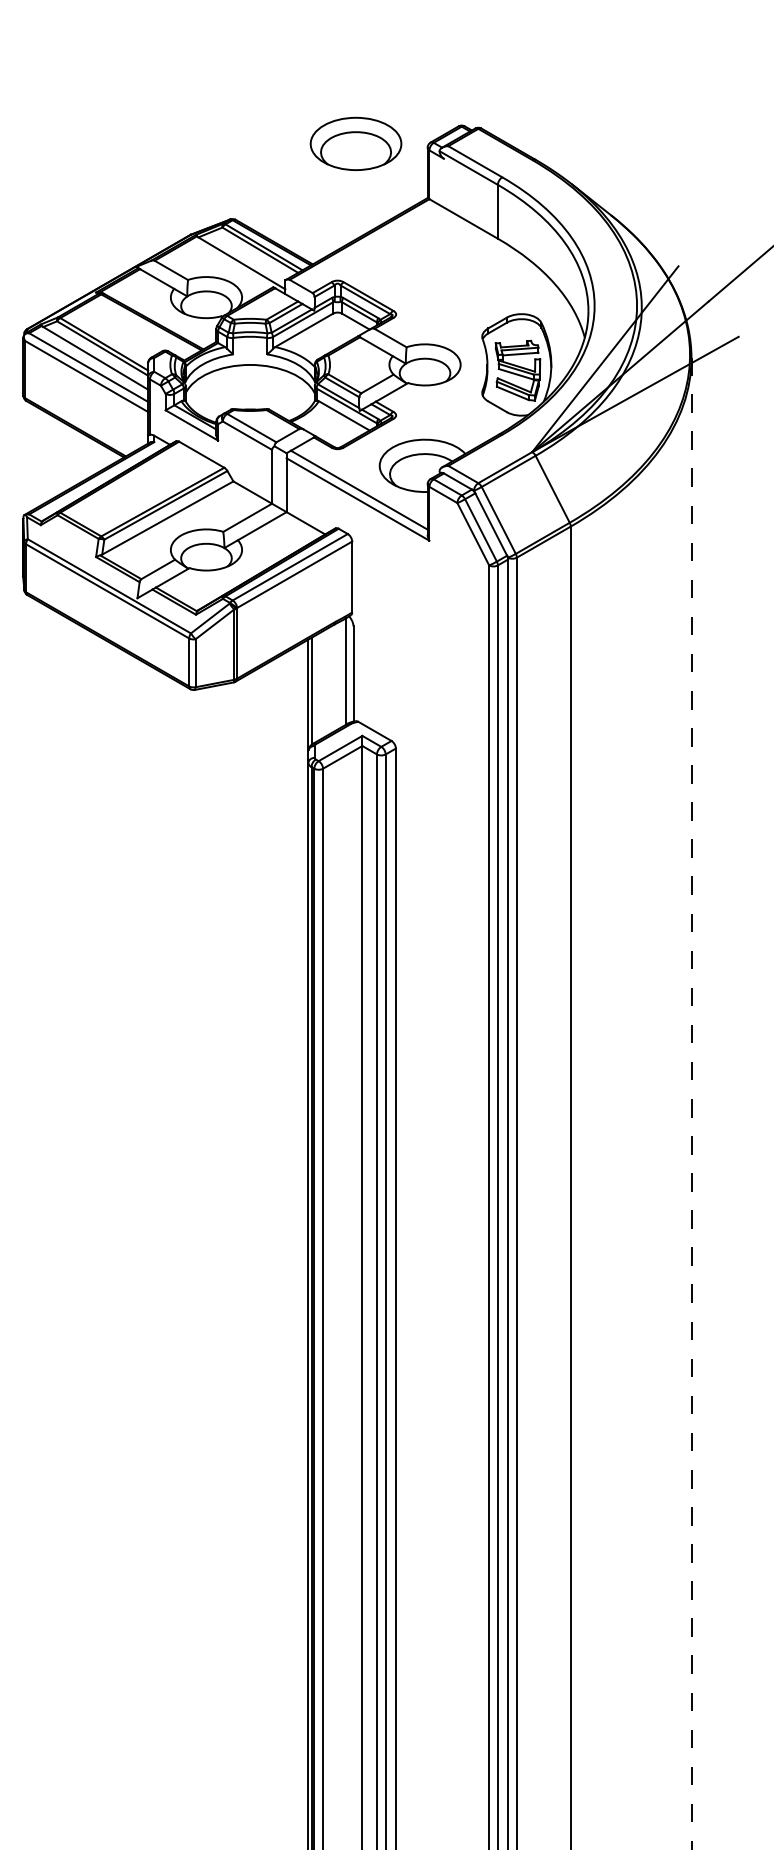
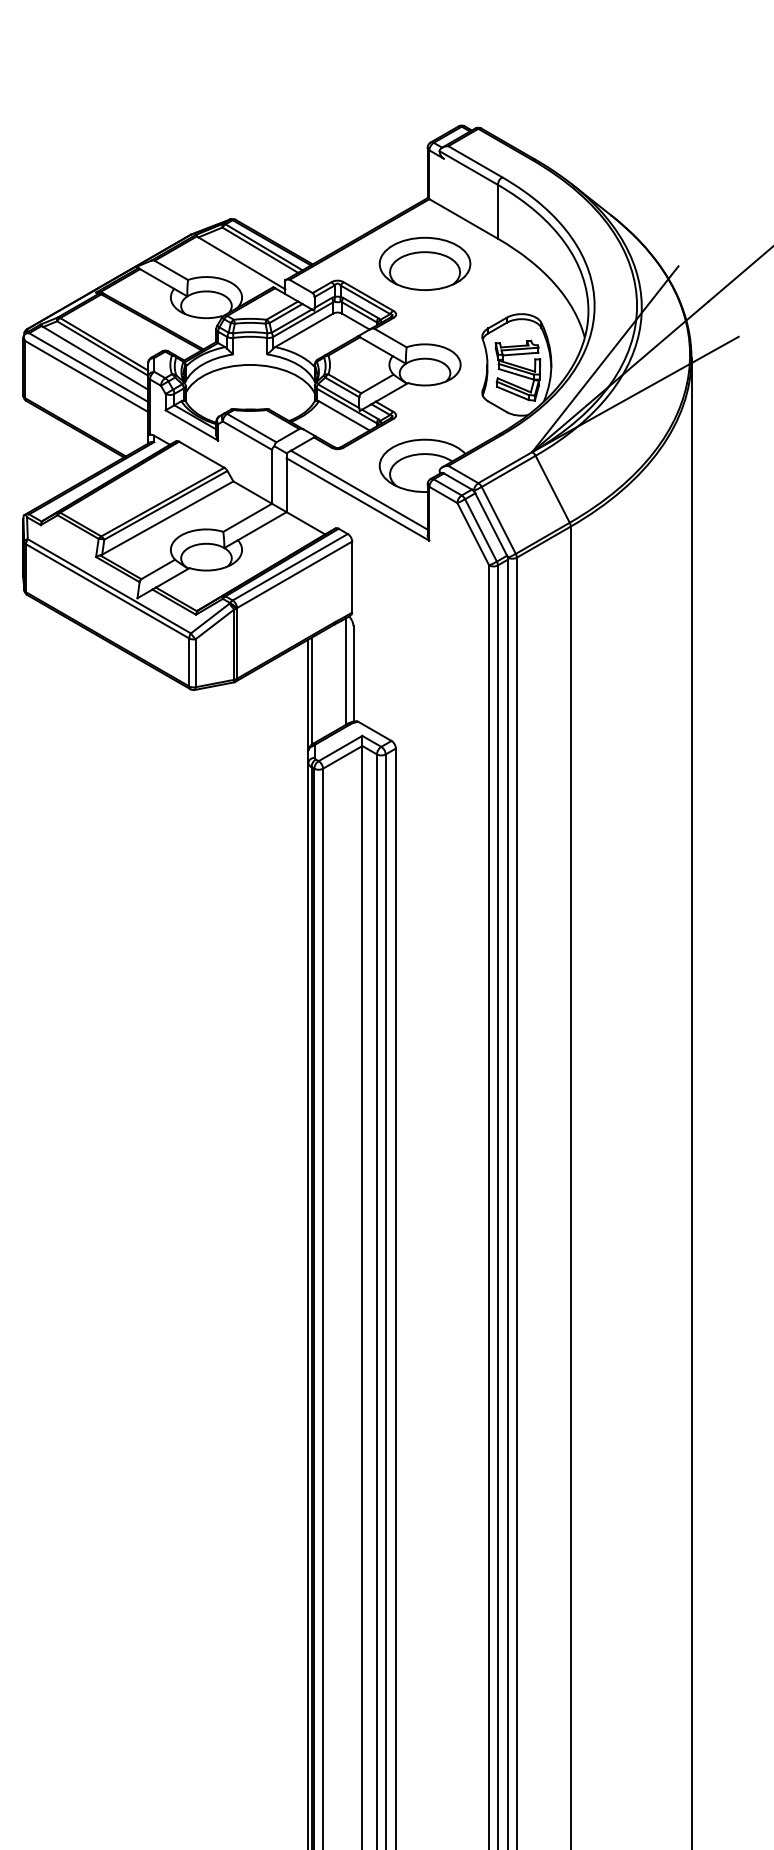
part position: (355, 143) -> (424, 263) (424, 263)
line: dashed -> solid (691, 1103)
